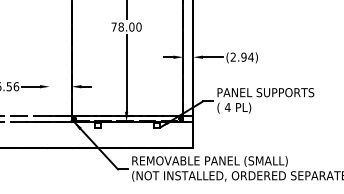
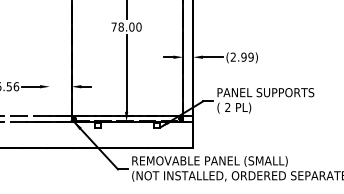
text: (2.94) -> (2.99) (250, 56)
text: 4 -> 2 (227, 106)
